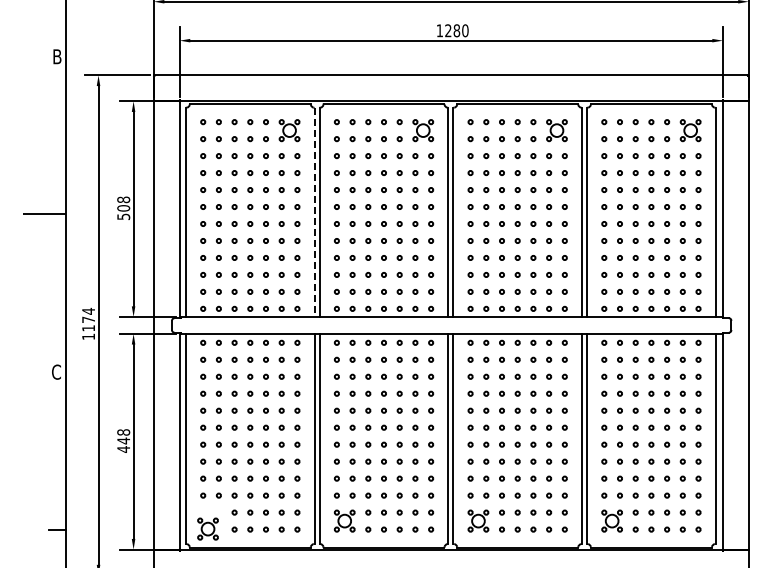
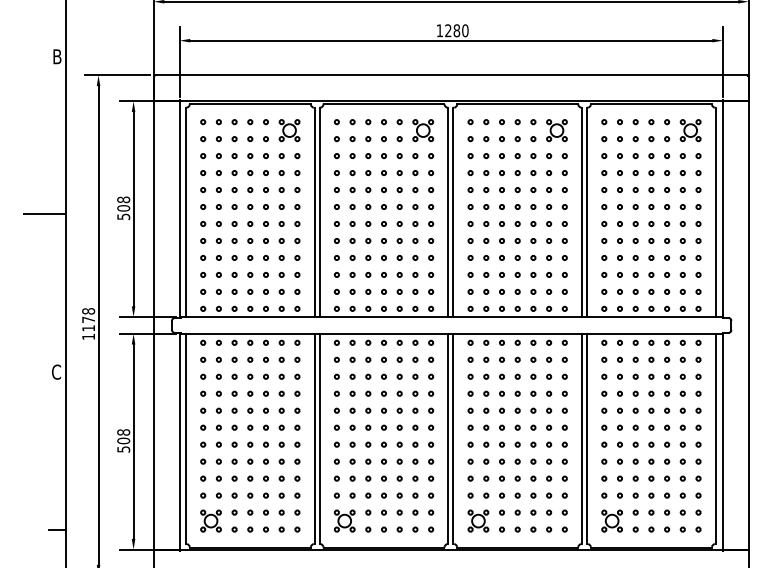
line: dashed -> solid (314, 212)
text: 1174 -> 1178 (88, 310)
text: 448 -> 508 (123, 444)
part position: (207, 528) -> (210, 520) (210, 520)
